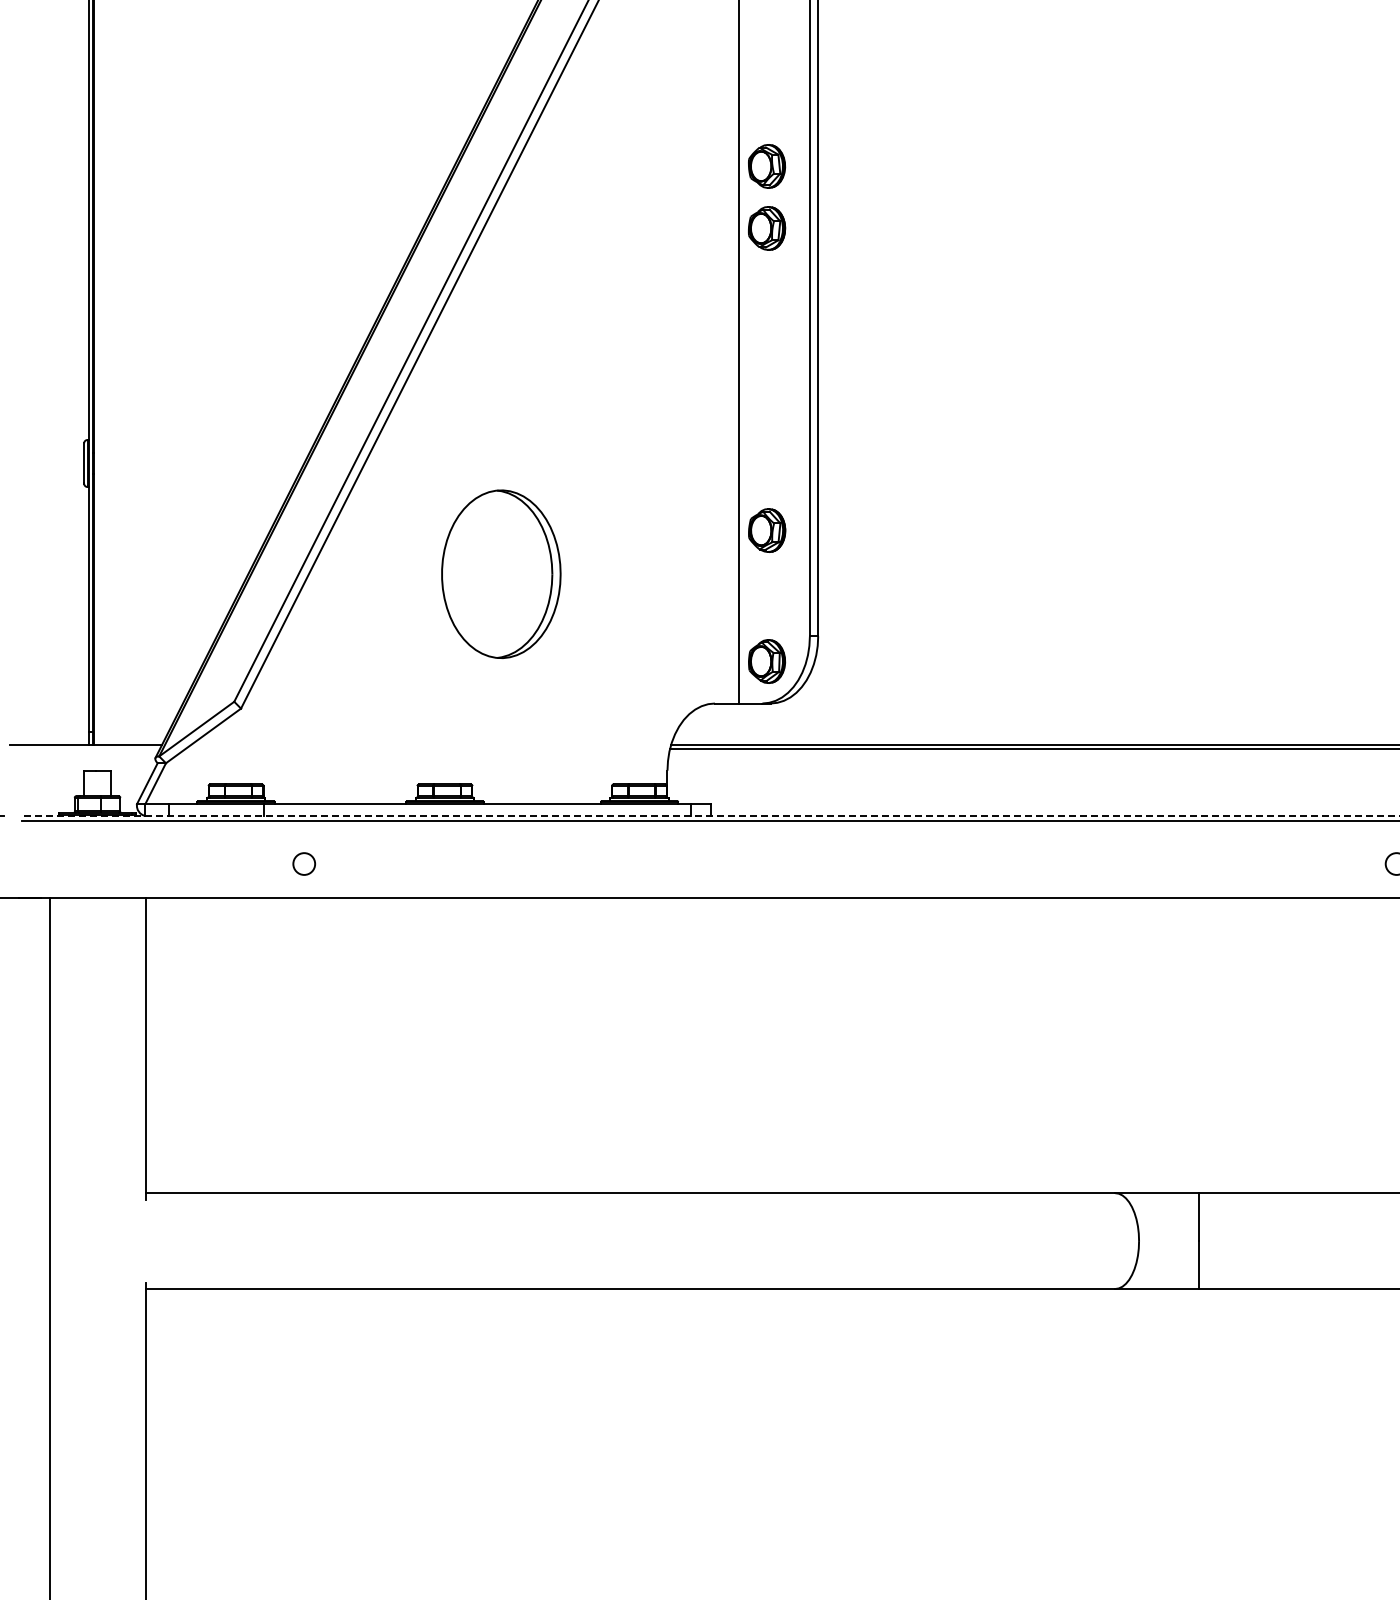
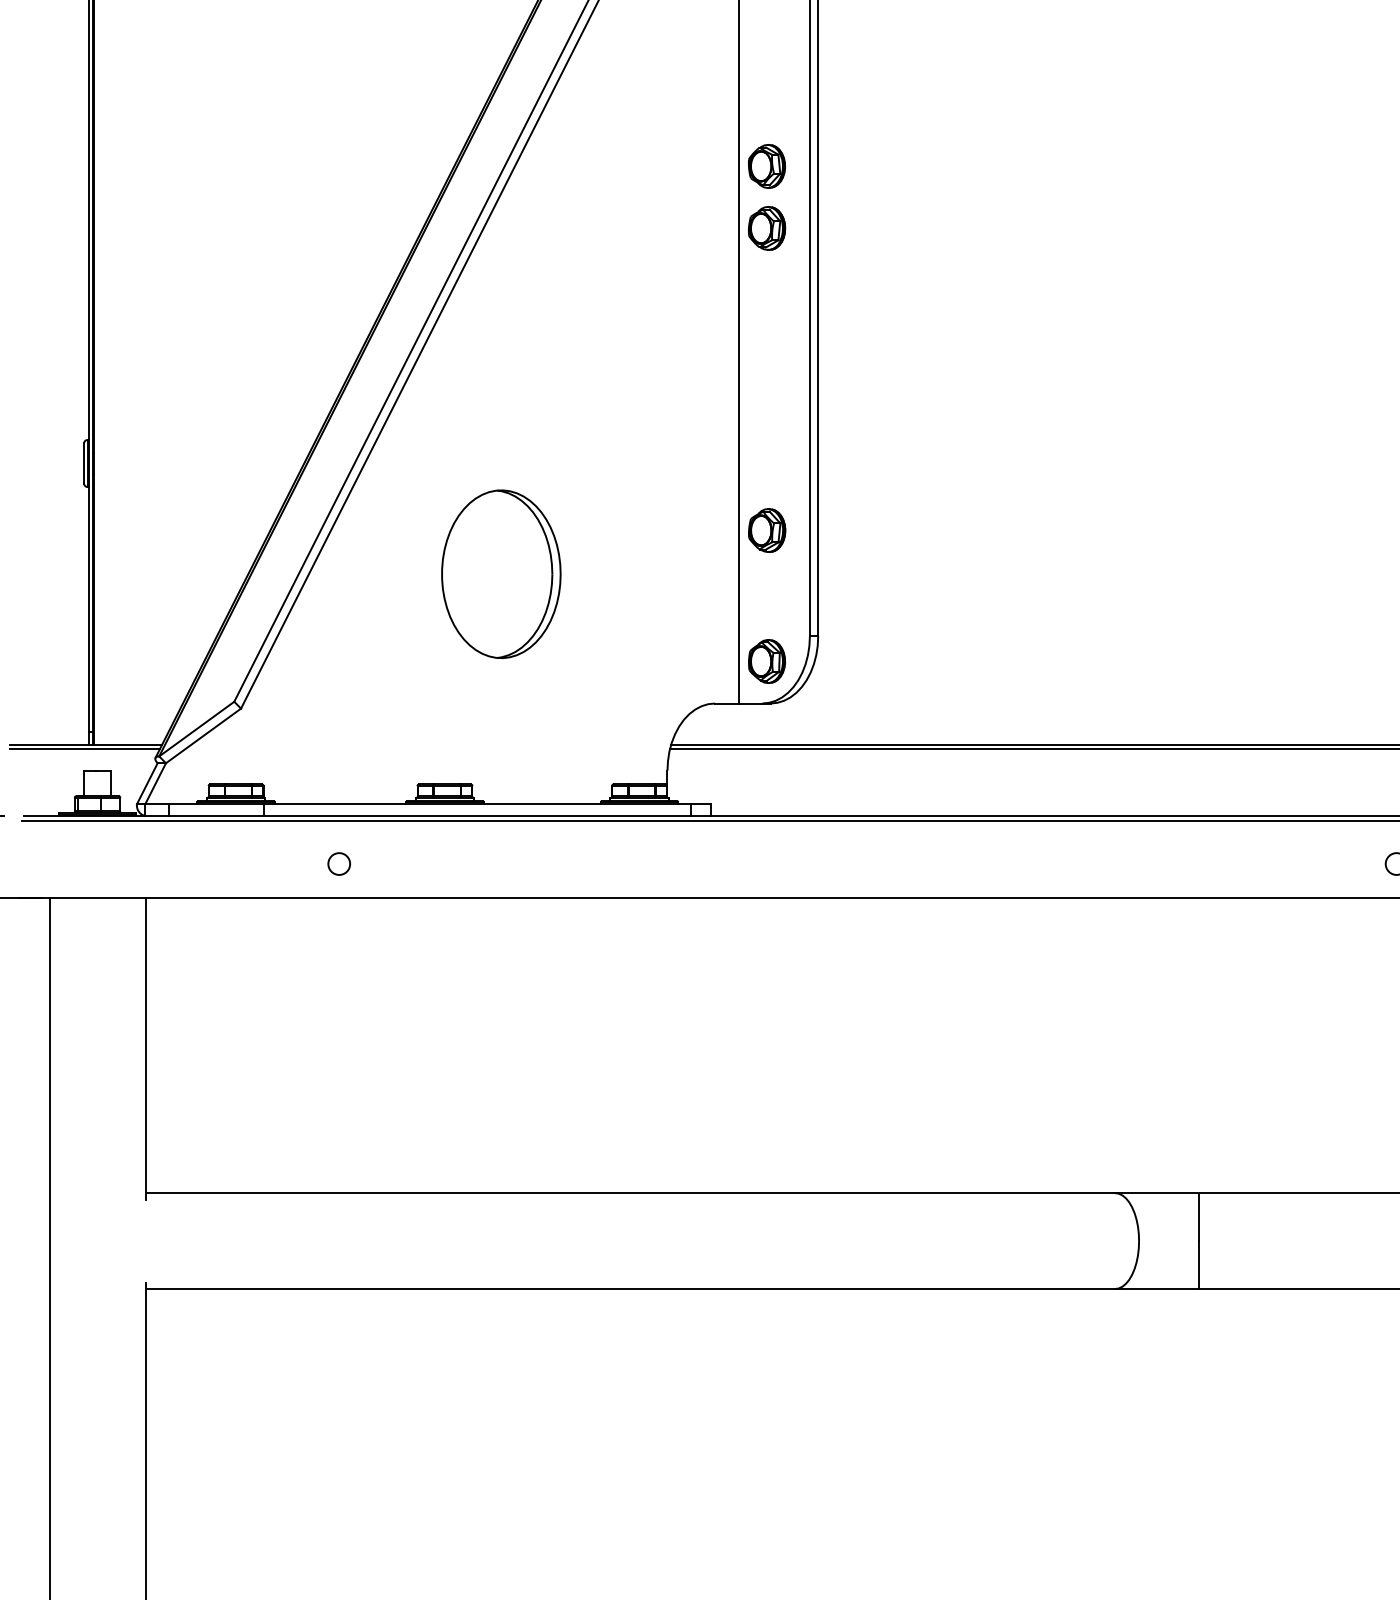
line: none -> present (85, 748)
line: dashed -> solid (711, 815)
circle position: (303, 863) -> (338, 863) (338, 863)
